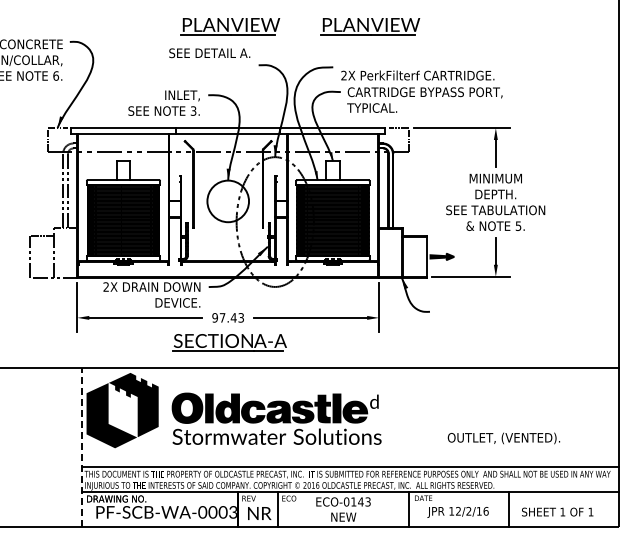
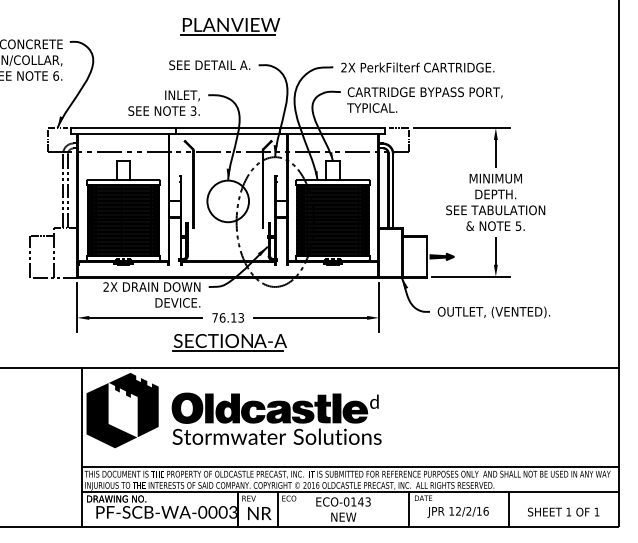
part: present -> none (370, 26)
text position: (209, 53) -> (209, 65) (209, 65)
text position: (417, 75) -> (417, 67) (417, 67)
text: 97.43 -> 76.13 (224, 317)
text position: (503, 438) -> (493, 312) (493, 312)
line: dashed -> solid (81, 446)
text position: (557, 511) -> (563, 511) (563, 511)
